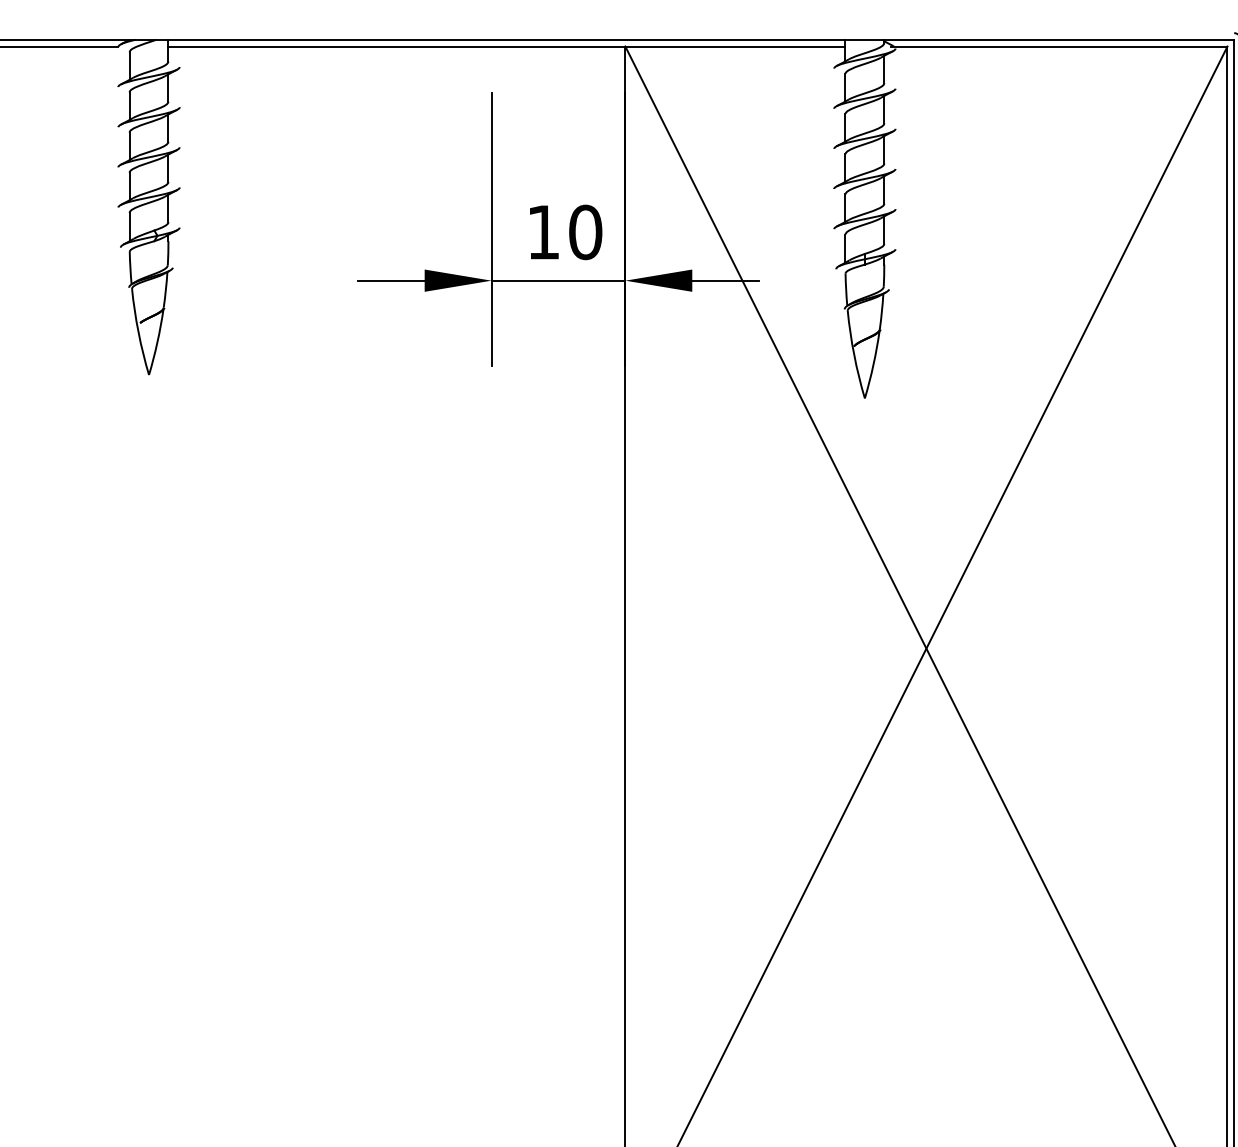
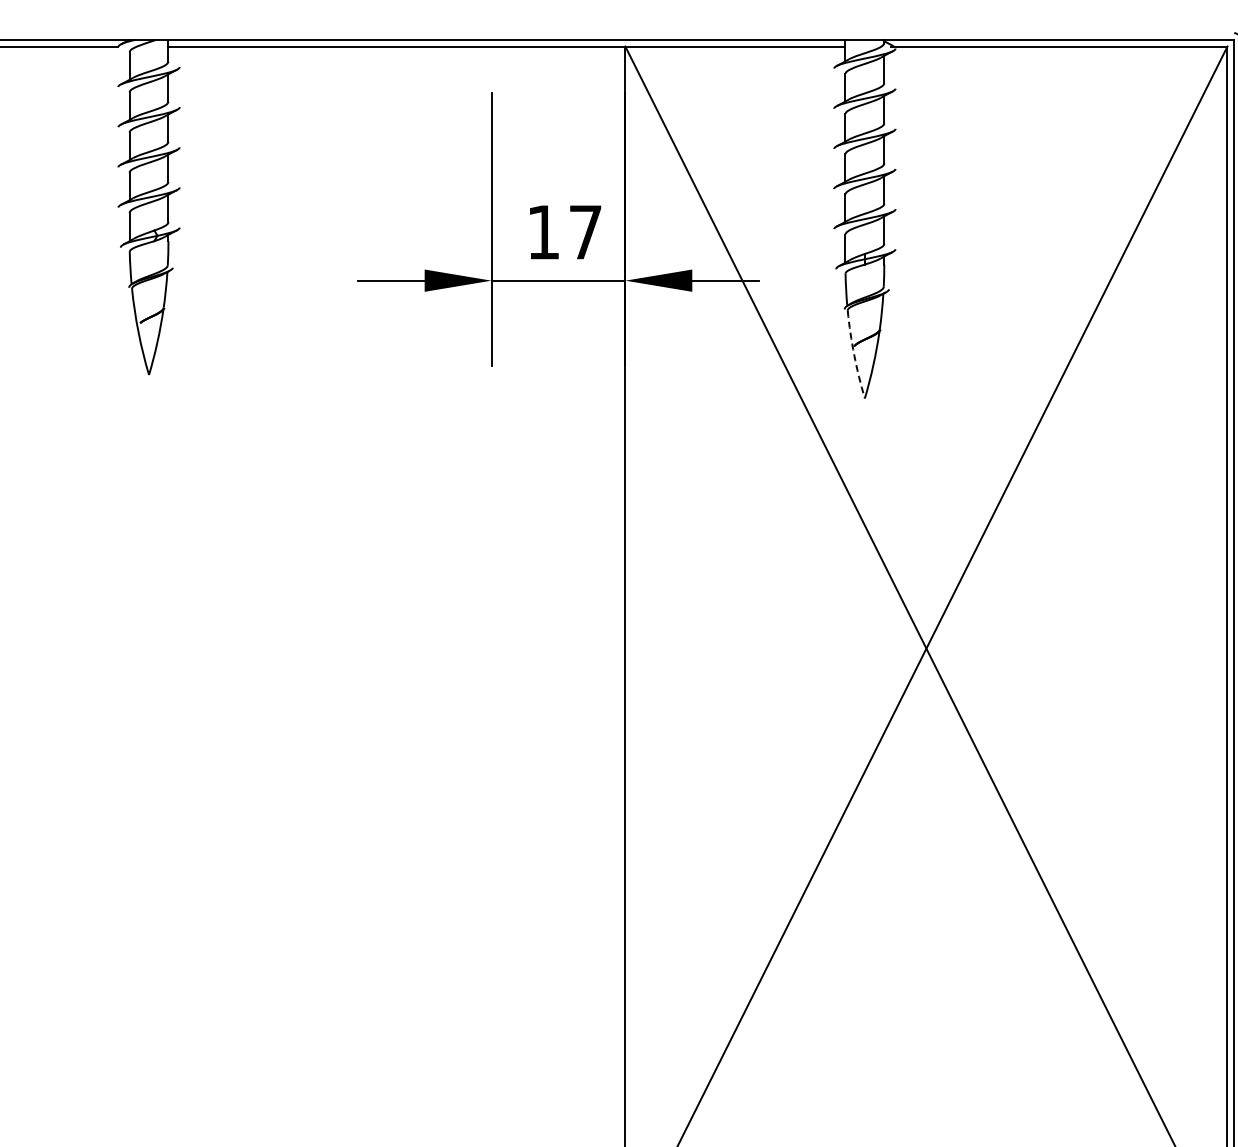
text: 10 -> 17 (585, 232)
arc: solid -> dashed (854, 355)
